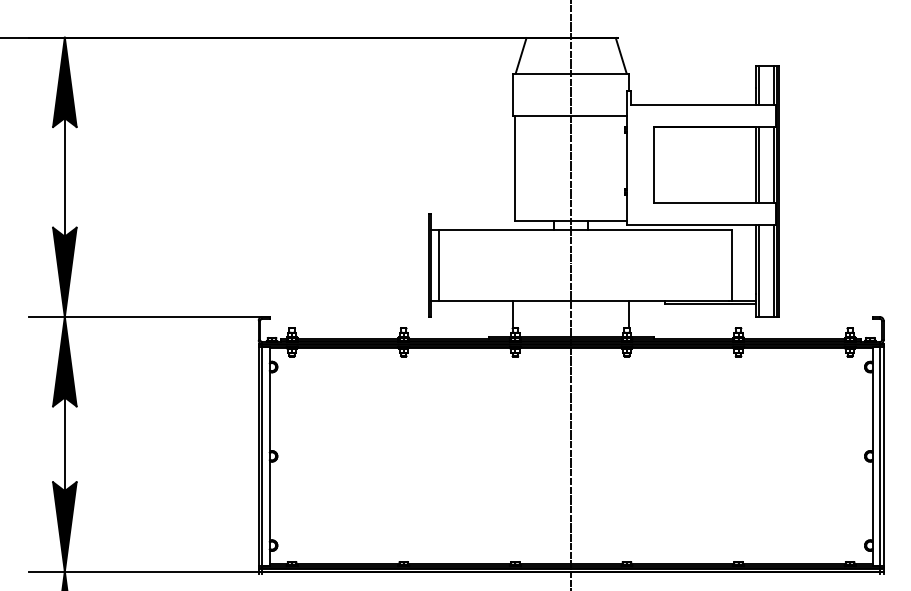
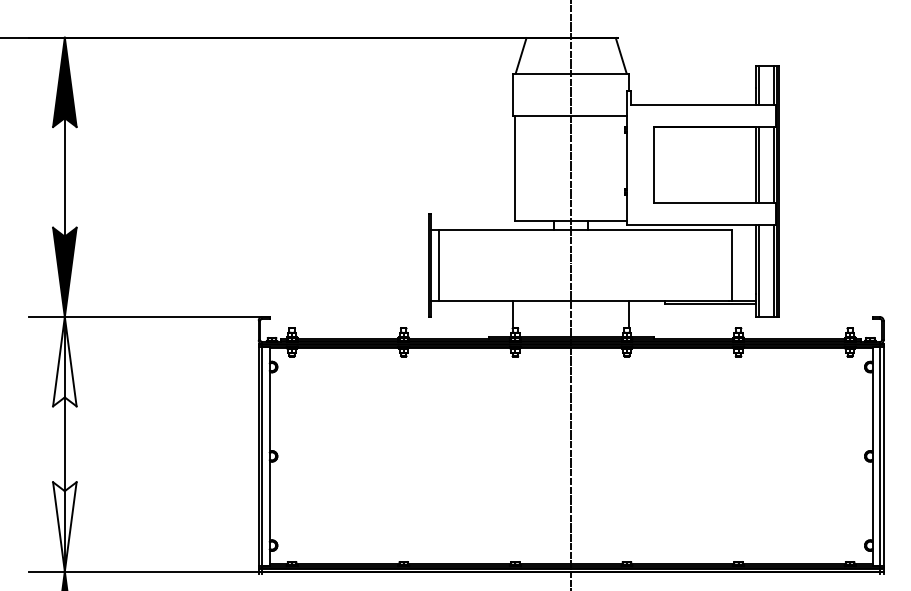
fill: present -> none (64, 361)
fill: present -> none (64, 526)
